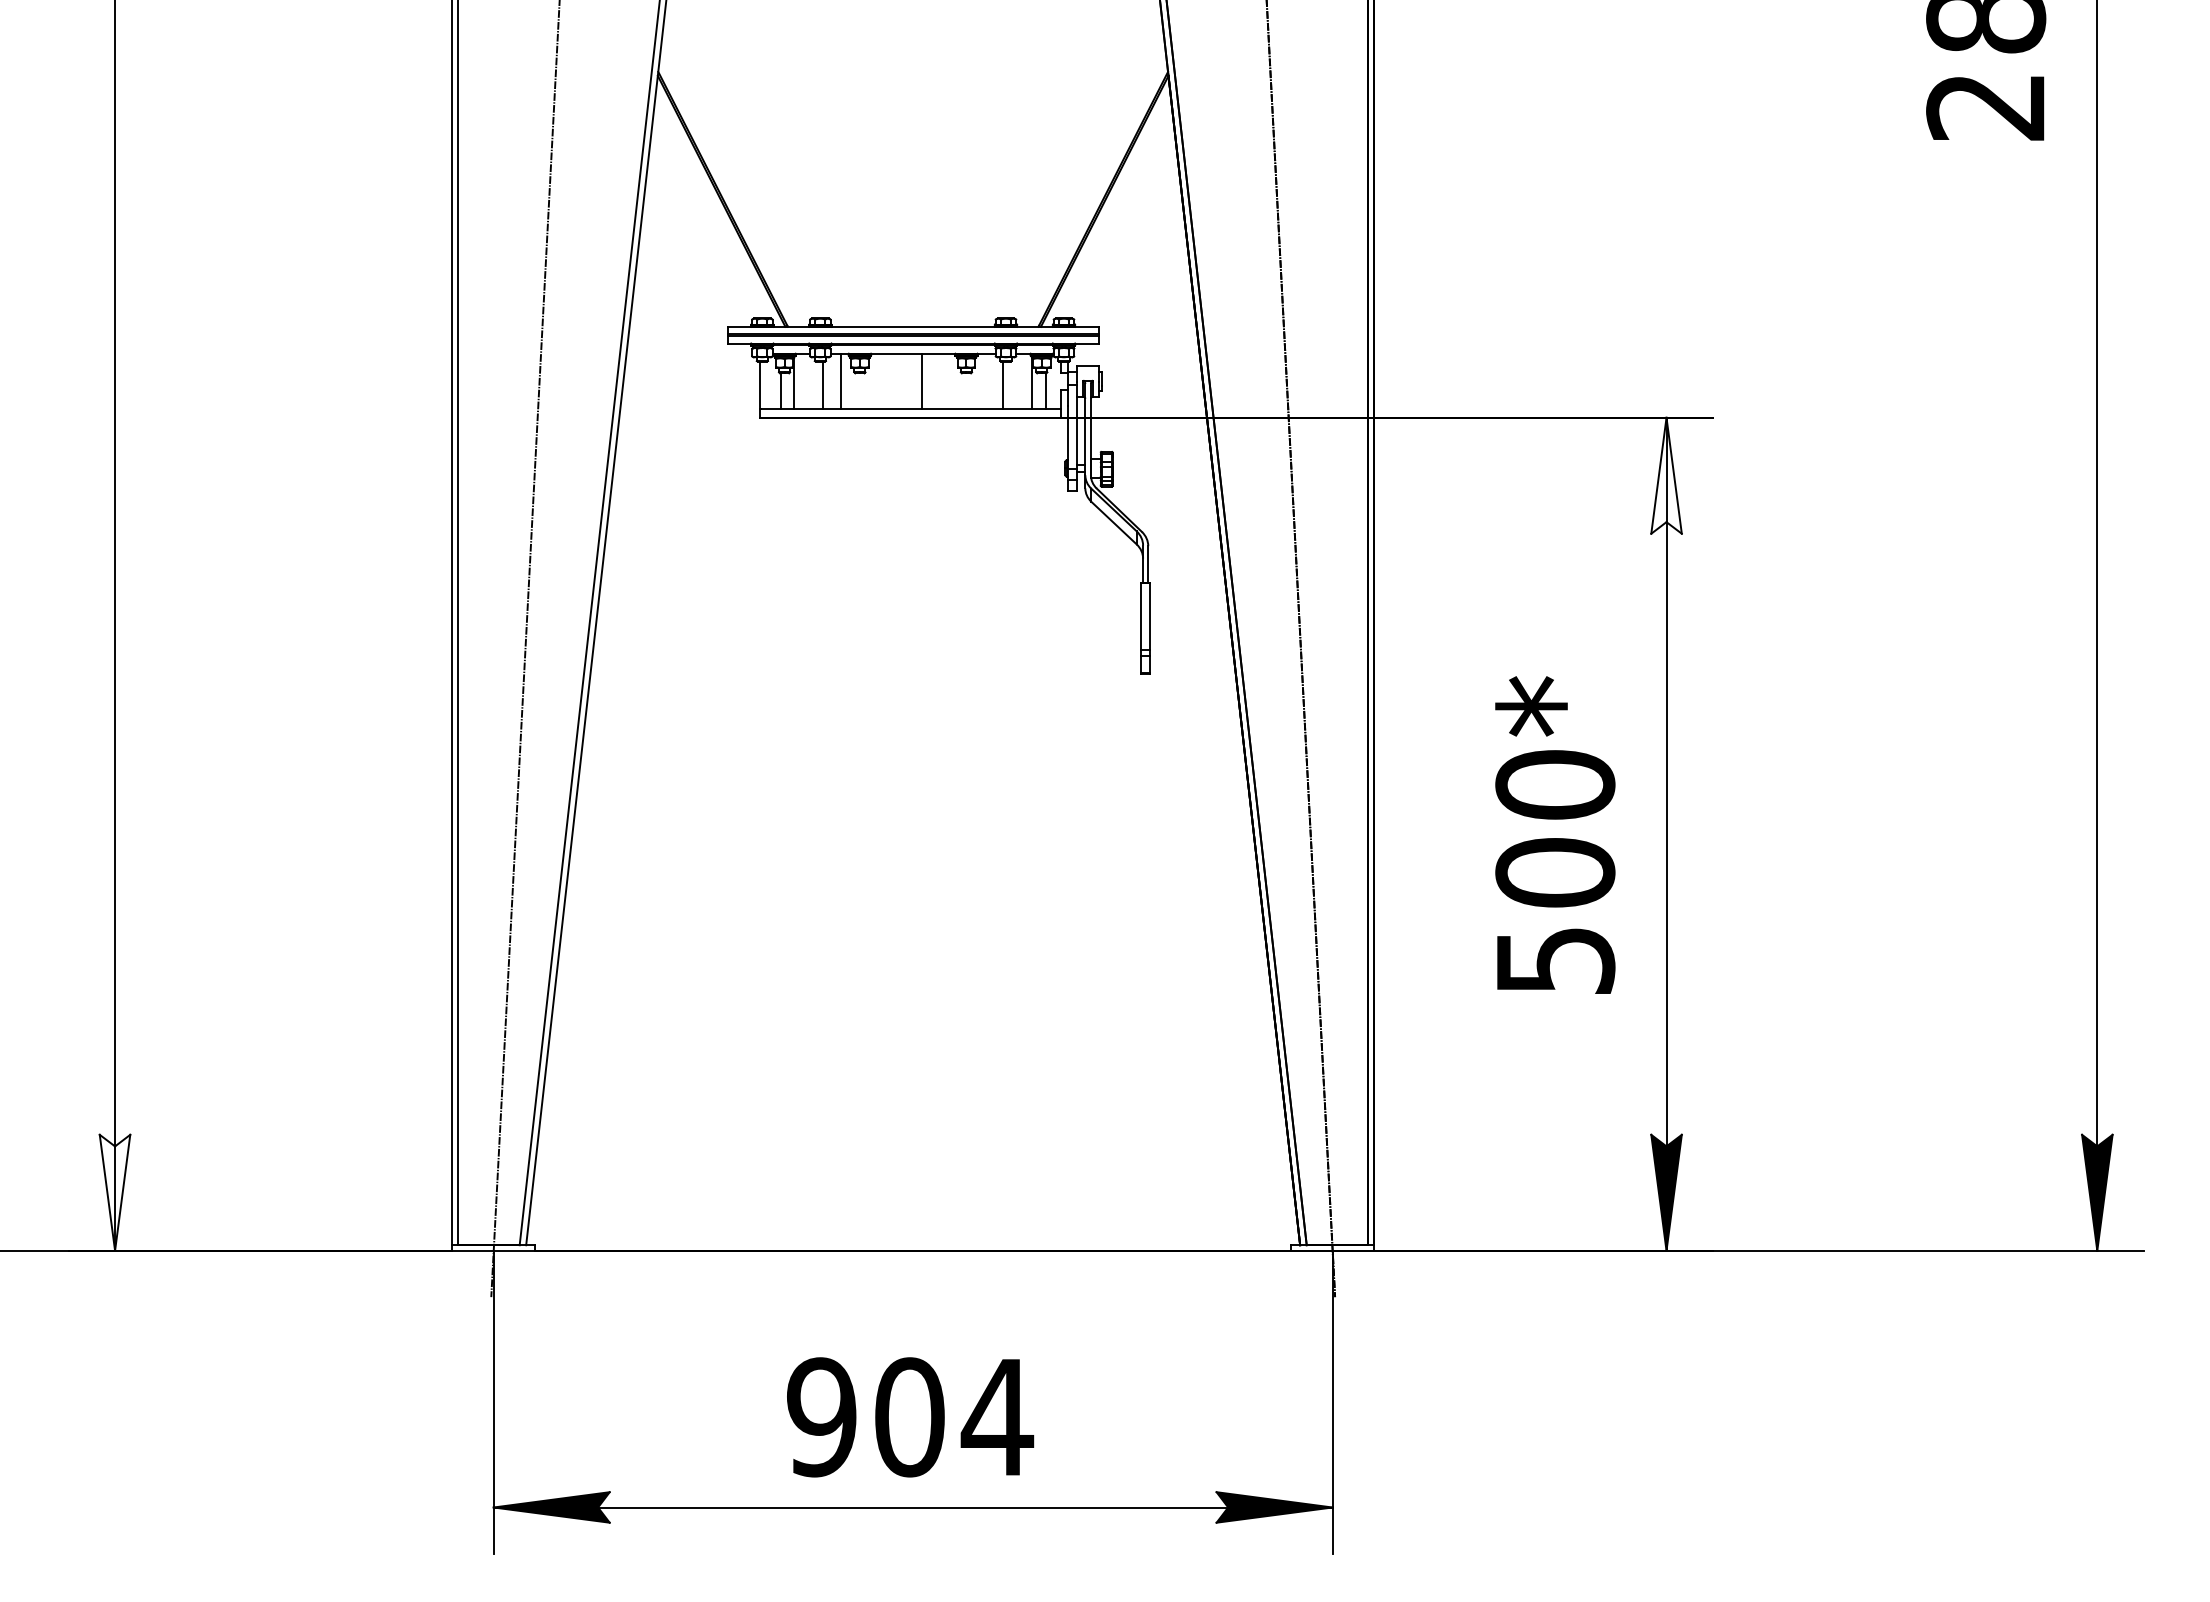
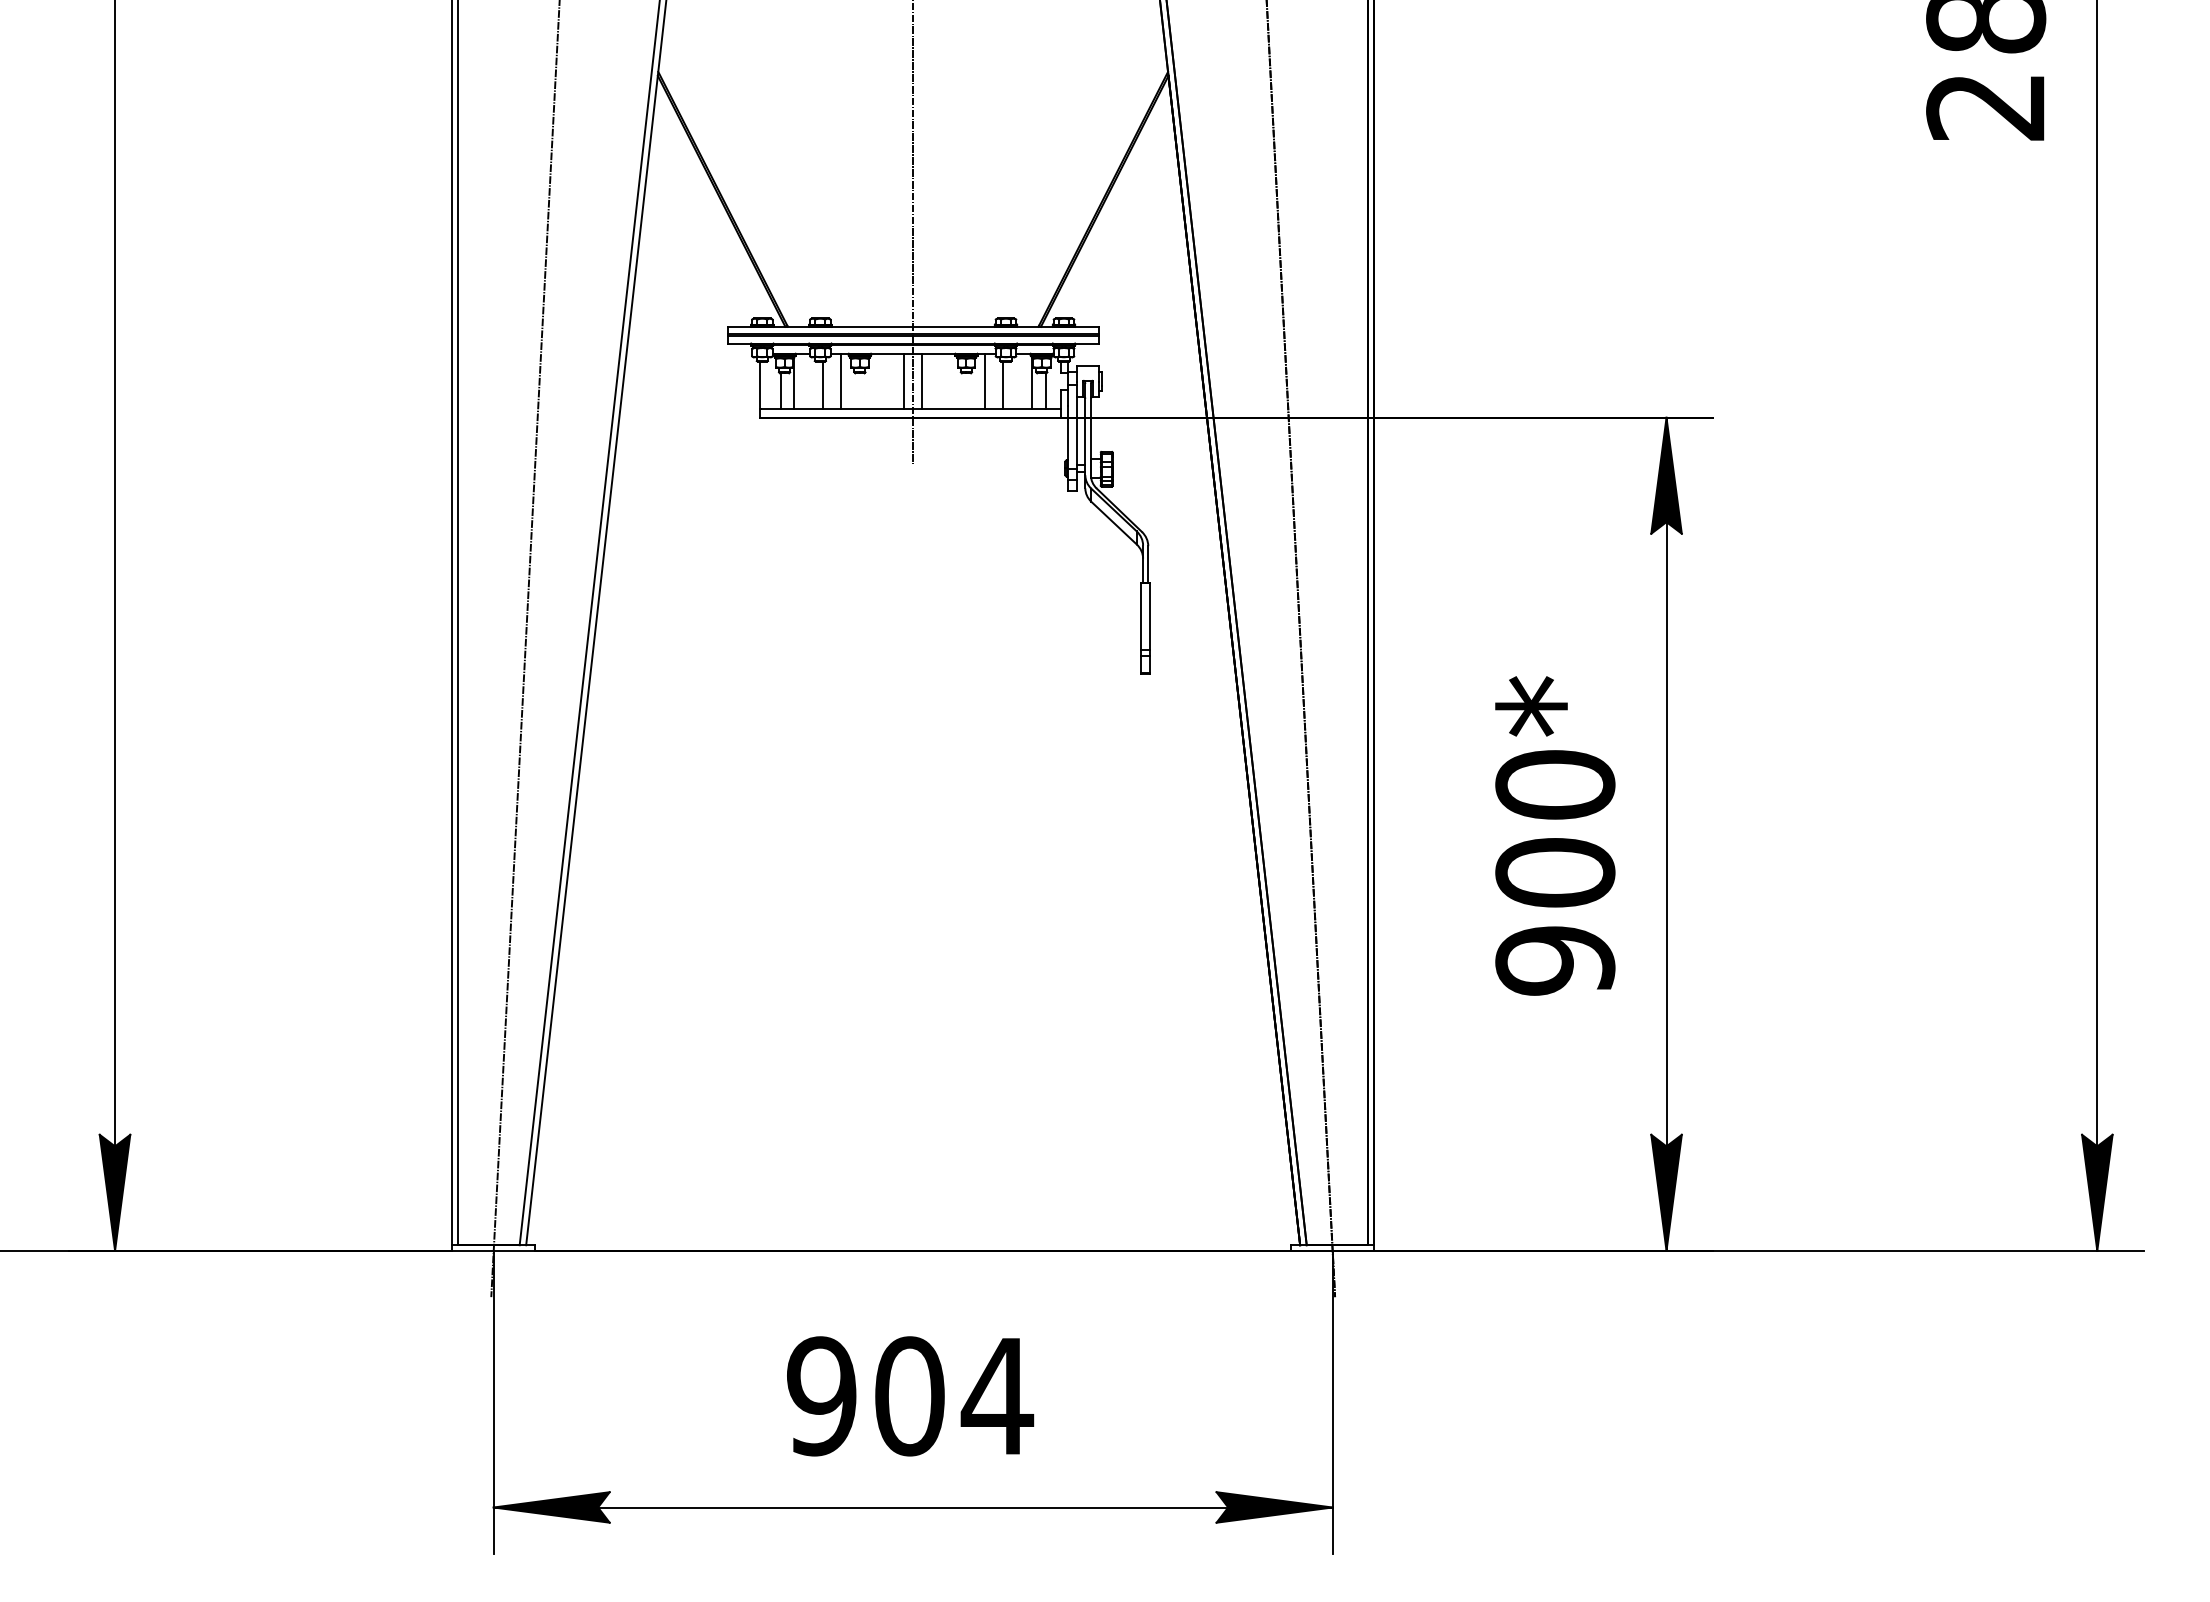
line: none -> present (913, 233)
line: none -> present (903, 381)
line: none -> present (985, 381)
fill: none -> present (1666, 475)
text: 500* -> 900* (1555, 960)
fill: none -> present (114, 1192)
text position: (910, 1417) -> (910, 1396) (910, 1396)
